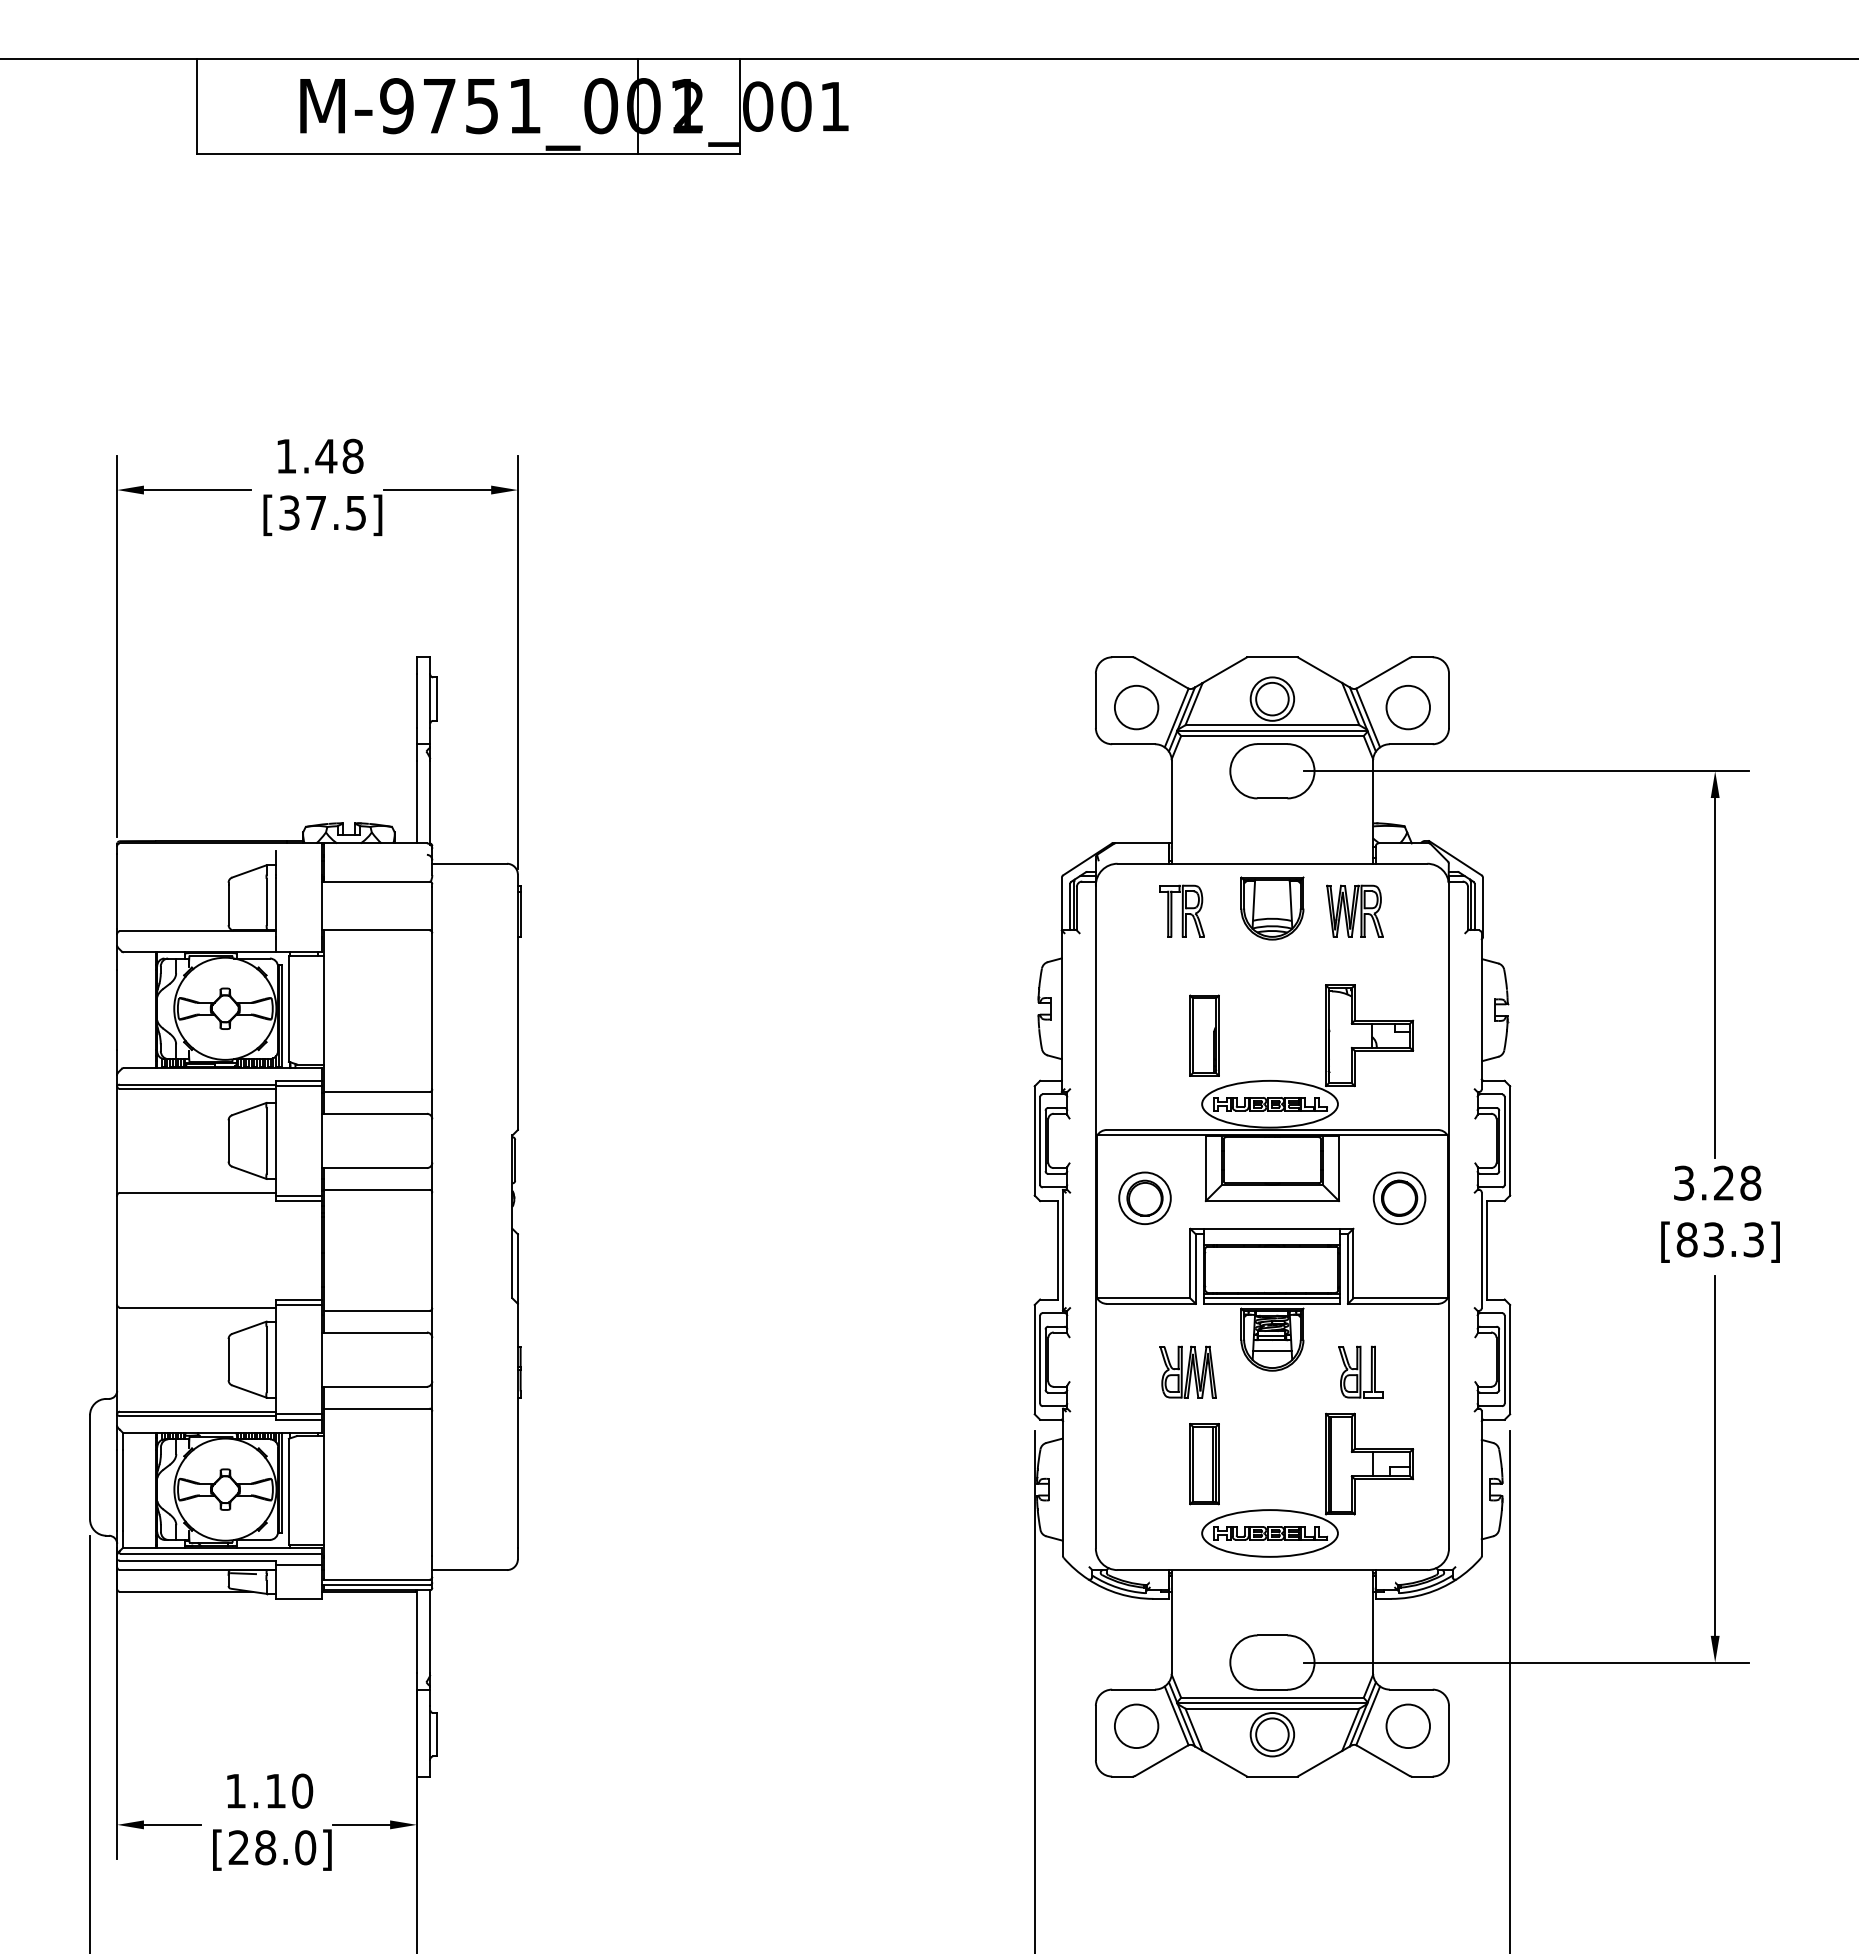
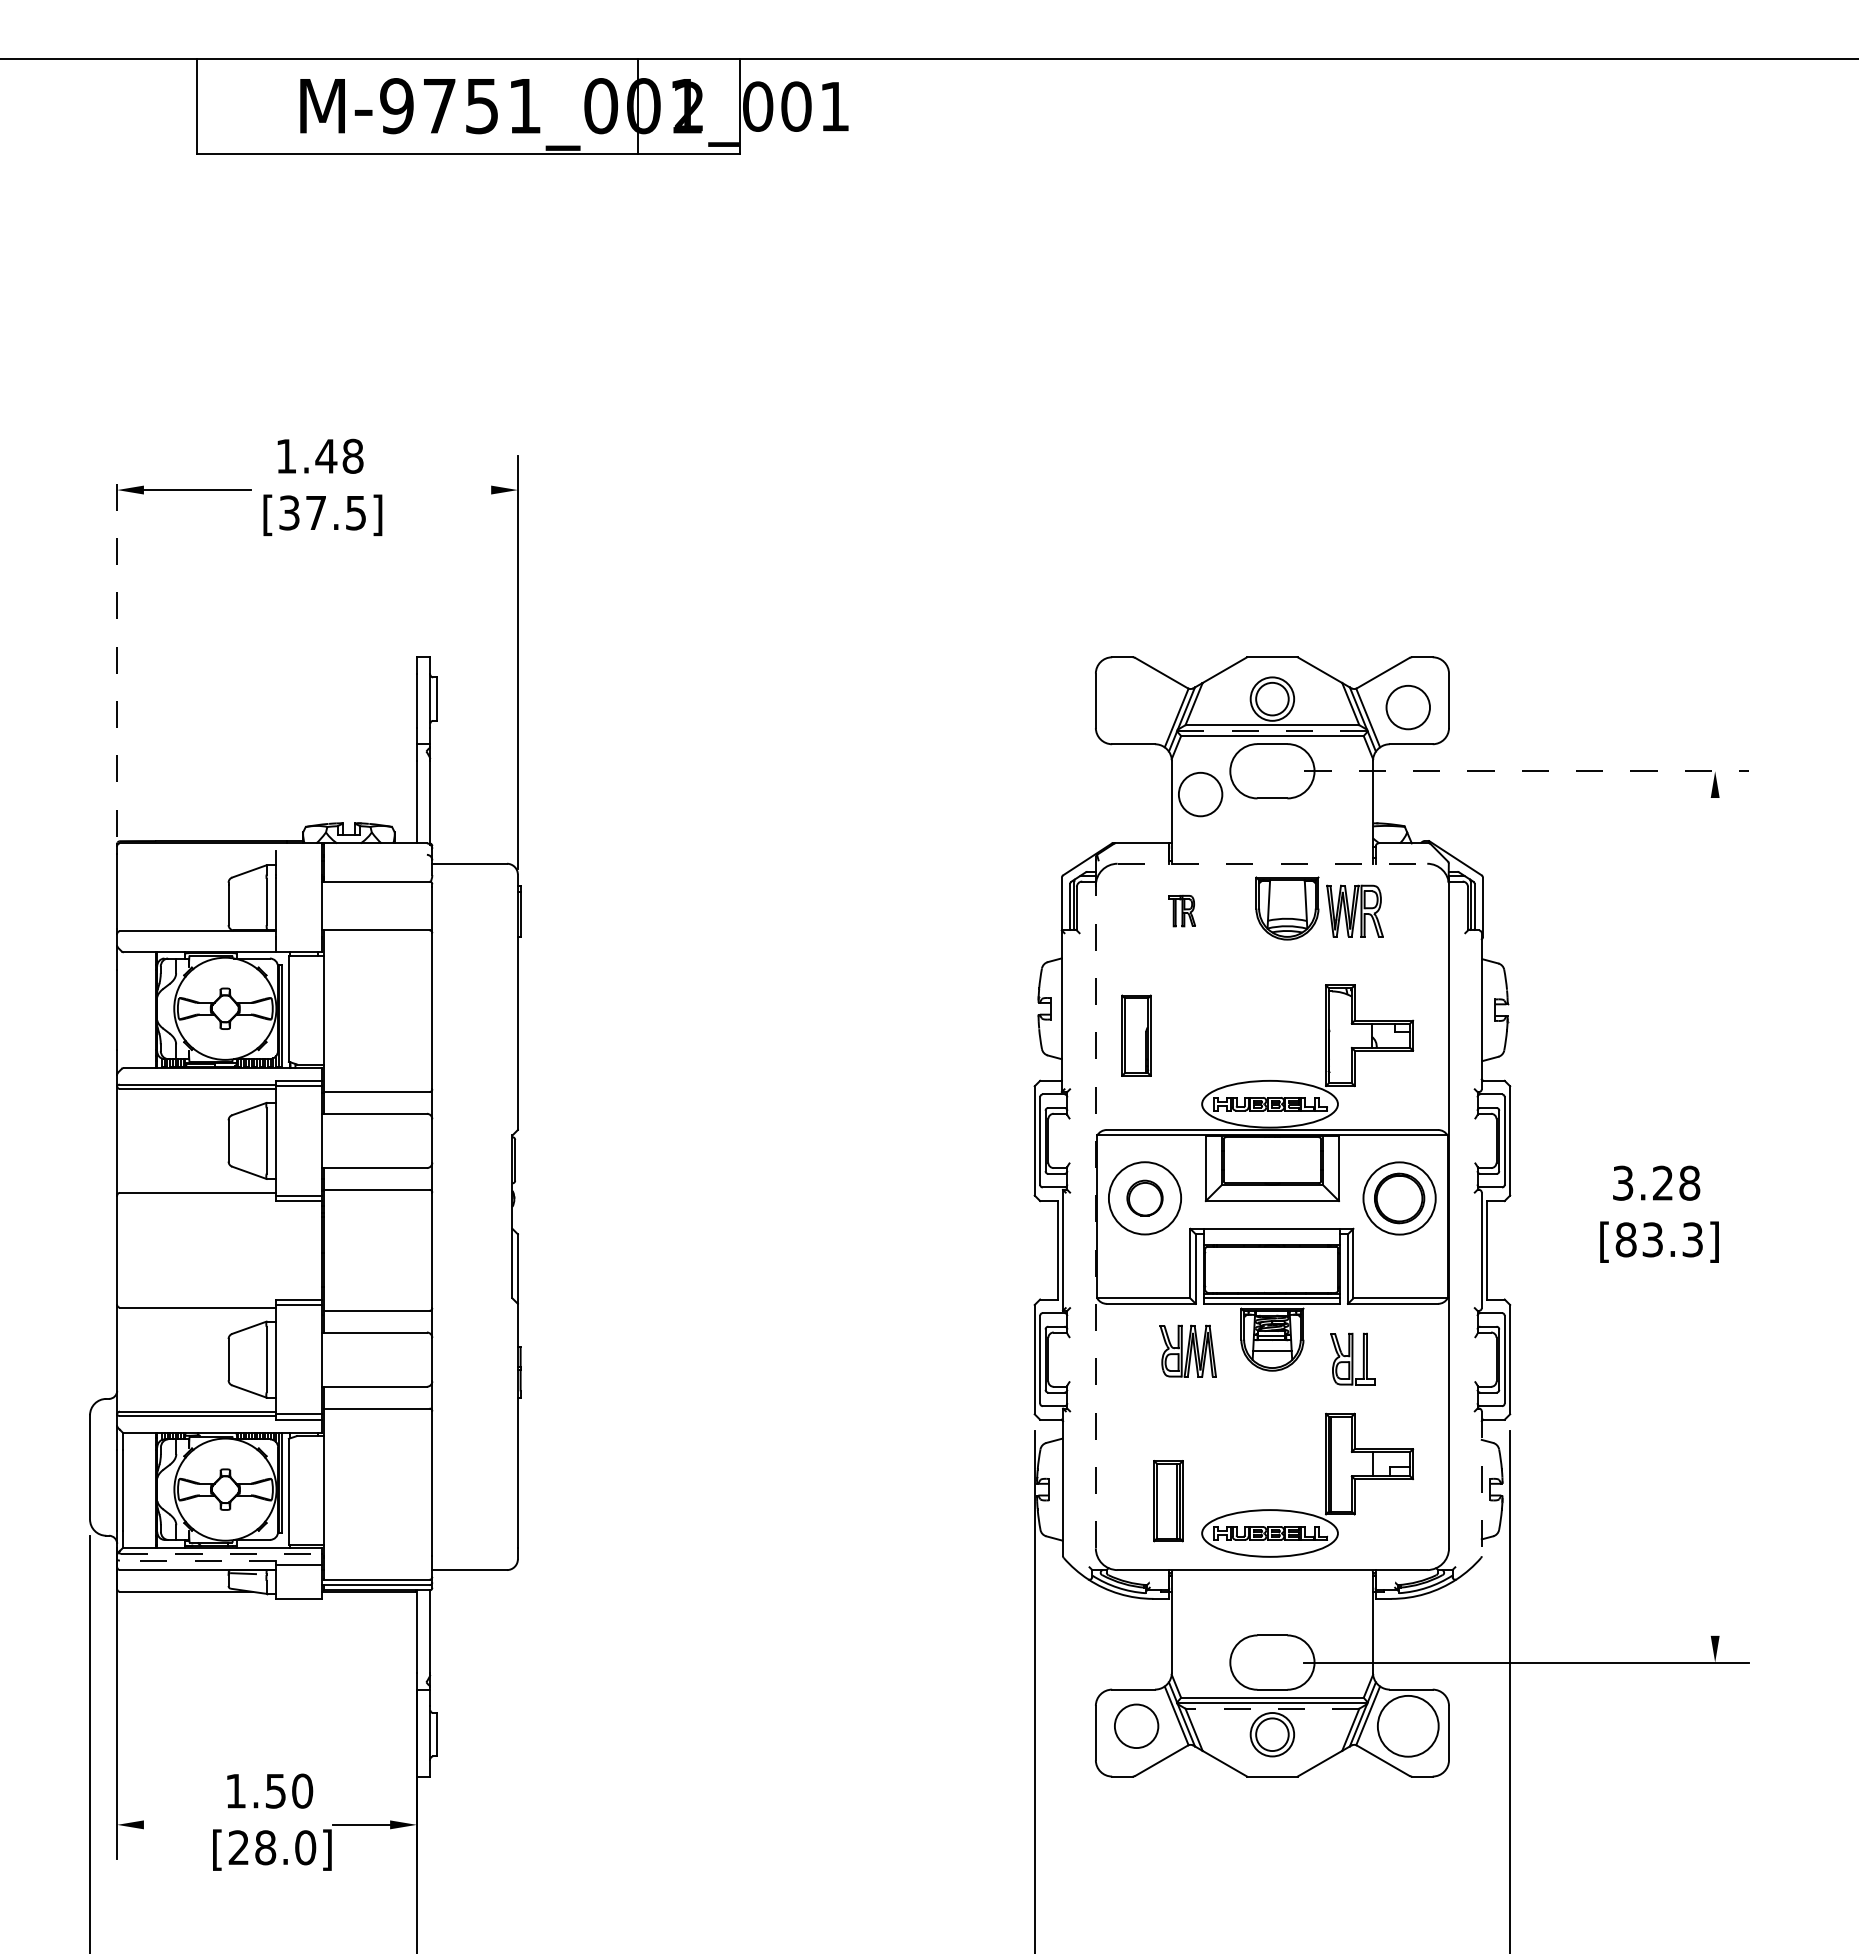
line: present -> none (437, 490)
line: solid -> dashed (117, 645)
circle position: (1136, 707) -> (1200, 794) (1200, 794)
line: solid -> dashed (1272, 730)
line: solid -> dashed (1527, 771)
line: solid -> dashed (1272, 863)
part position: (1272, 908) -> (1287, 908) (1287, 908)
part size: 46x54 px -> 28x34 px (1181, 910)
line: present -> none (1715, 977)
part position: (1204, 1035) -> (1136, 1035) (1136, 1035)
part size: 55x54 px -> 75x75 px (1399, 1198)
circle diameter: 52 px -> 72 px (1144, 1198)
text position: (1720, 1213) -> (1659, 1213) (1659, 1213)
line: solid -> dashed (1095, 1216)
part position: (1187, 1371) -> (1187, 1350) (1187, 1350)
part position: (1360, 1371) -> (1352, 1358) (1352, 1358)
line: present -> none (1715, 1455)
part position: (1204, 1464) -> (1168, 1501) (1168, 1501)
line: solid -> dashed (1481, 1484)
line: solid -> dashed (221, 1553)
line: solid -> dashed (197, 1560)
line: solid -> dashed (1272, 1708)
circle diameter: 43 px -> 61 px (1407, 1725)
text: 1.10 -> 1.50 (275, 1791)
line: present -> none (171, 1824)
